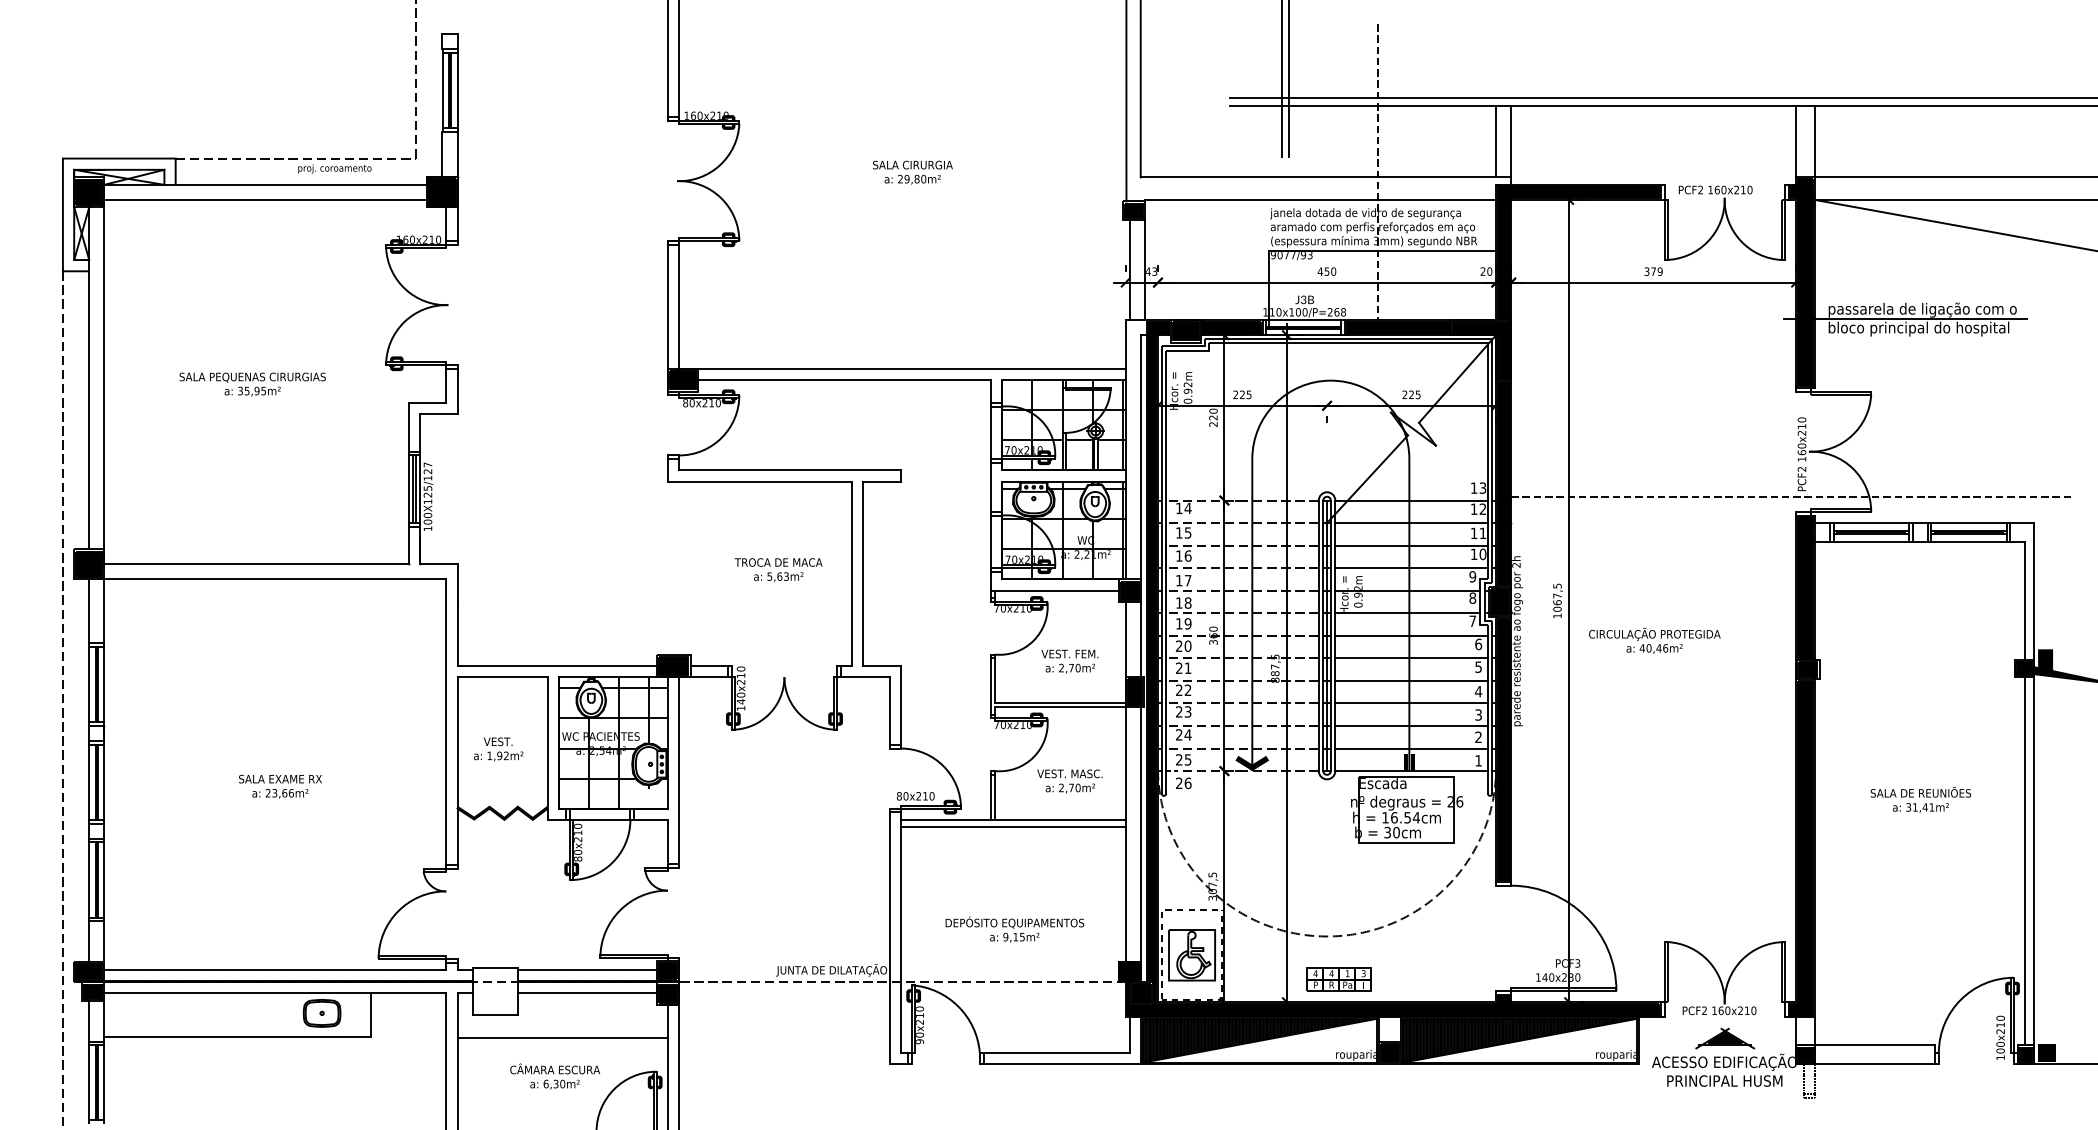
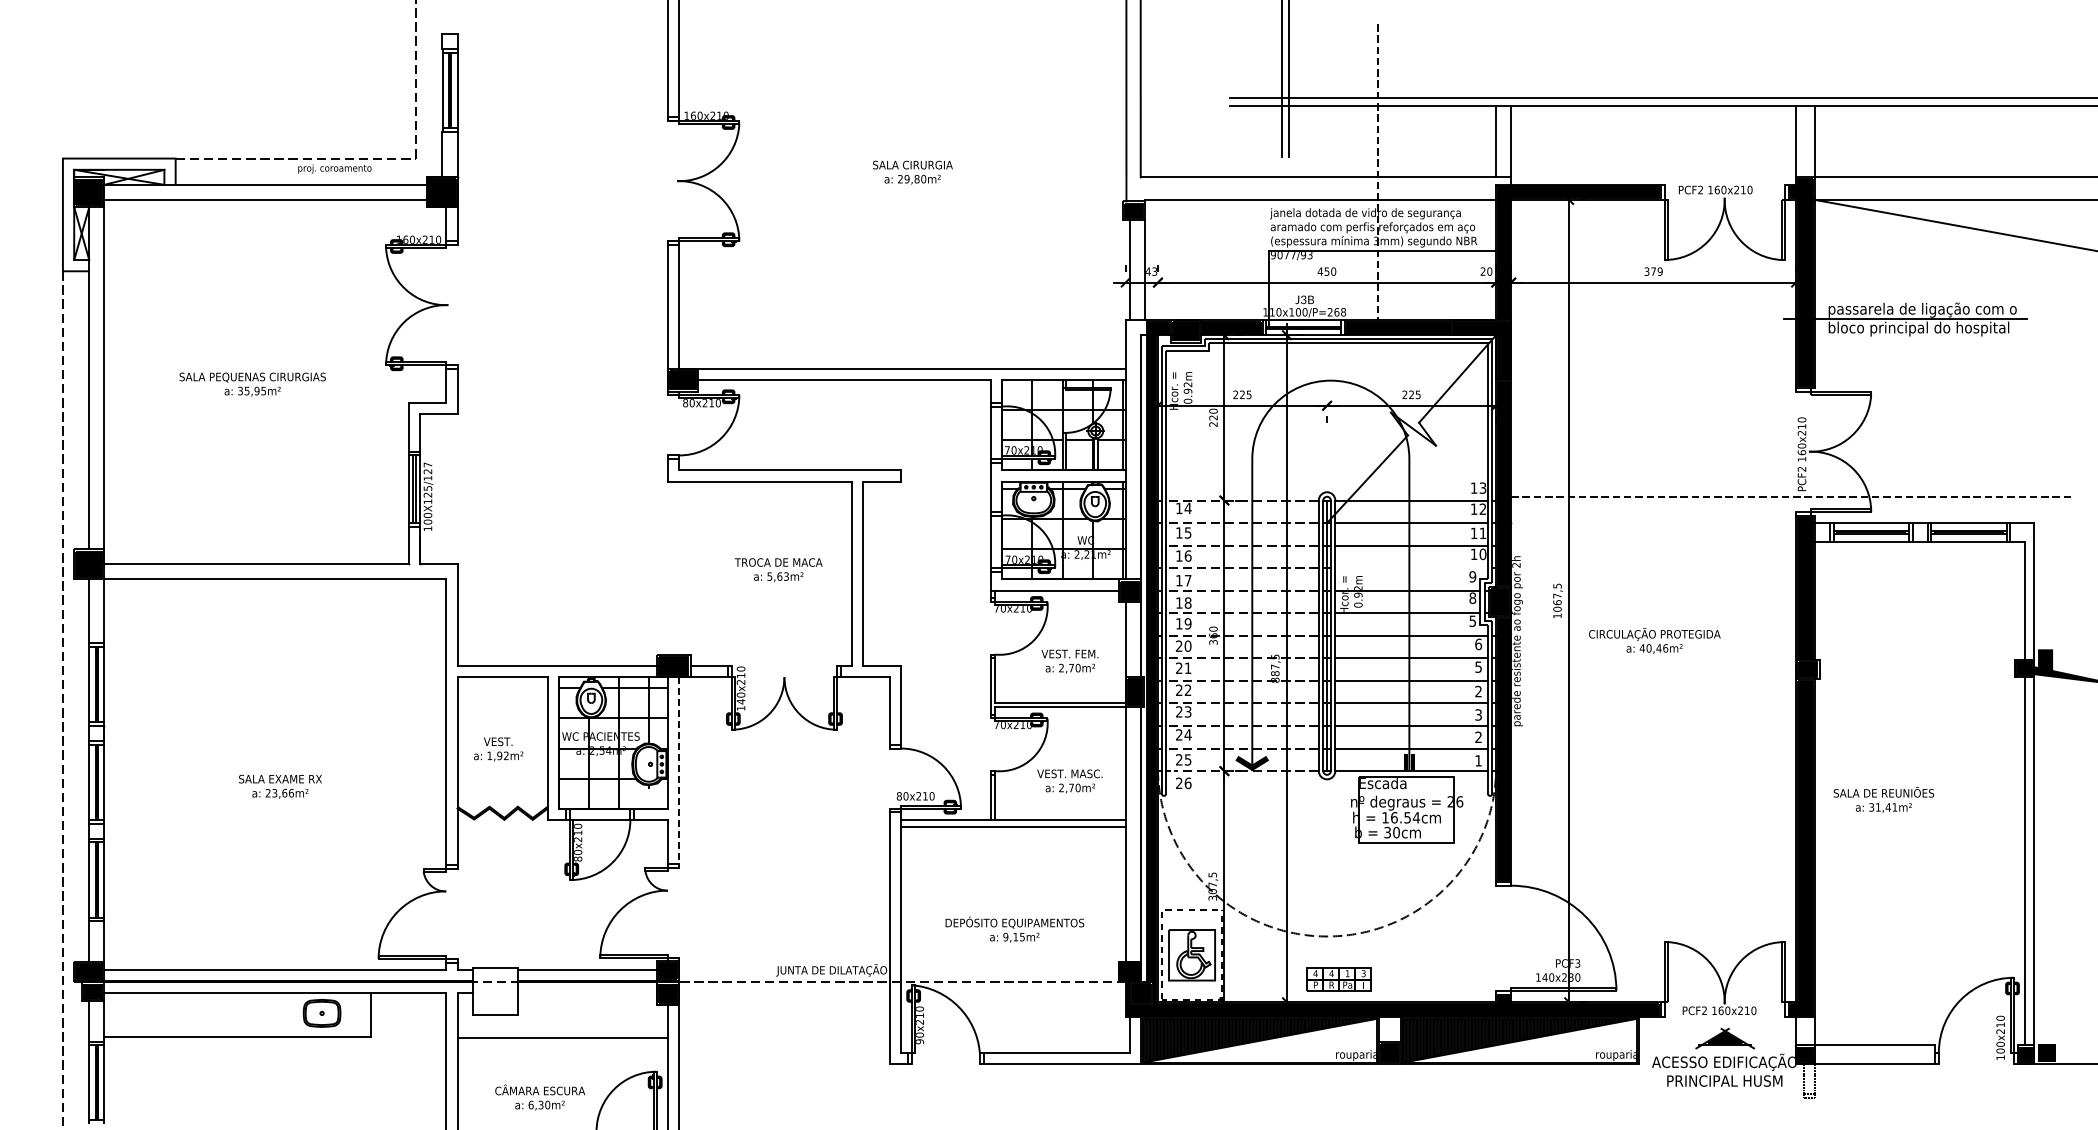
line: present -> none (1411, 568)
text: 7 -> 5 (1472, 621)
text: 4 -> 2 (1478, 691)
line: solid -> dashed (679, 770)
text position: (1920, 799) -> (1883, 799) (1883, 799)
line: present -> none (586, 992)
text position: (554, 1076) -> (539, 1097) (539, 1097)
